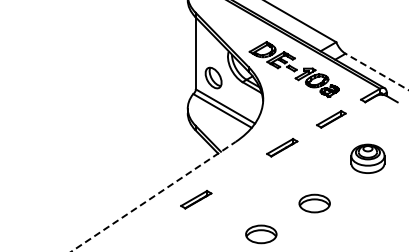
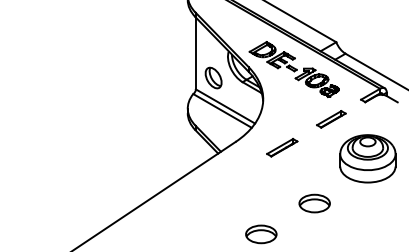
line: dashed -> solid (377, 72)
part size: 36x31 px -> 58x50 px (367, 158)
line: dashed -> solid (153, 196)
part: present -> none (196, 199)
